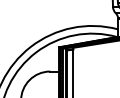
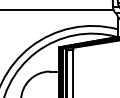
line: none -> present (57, 9)
